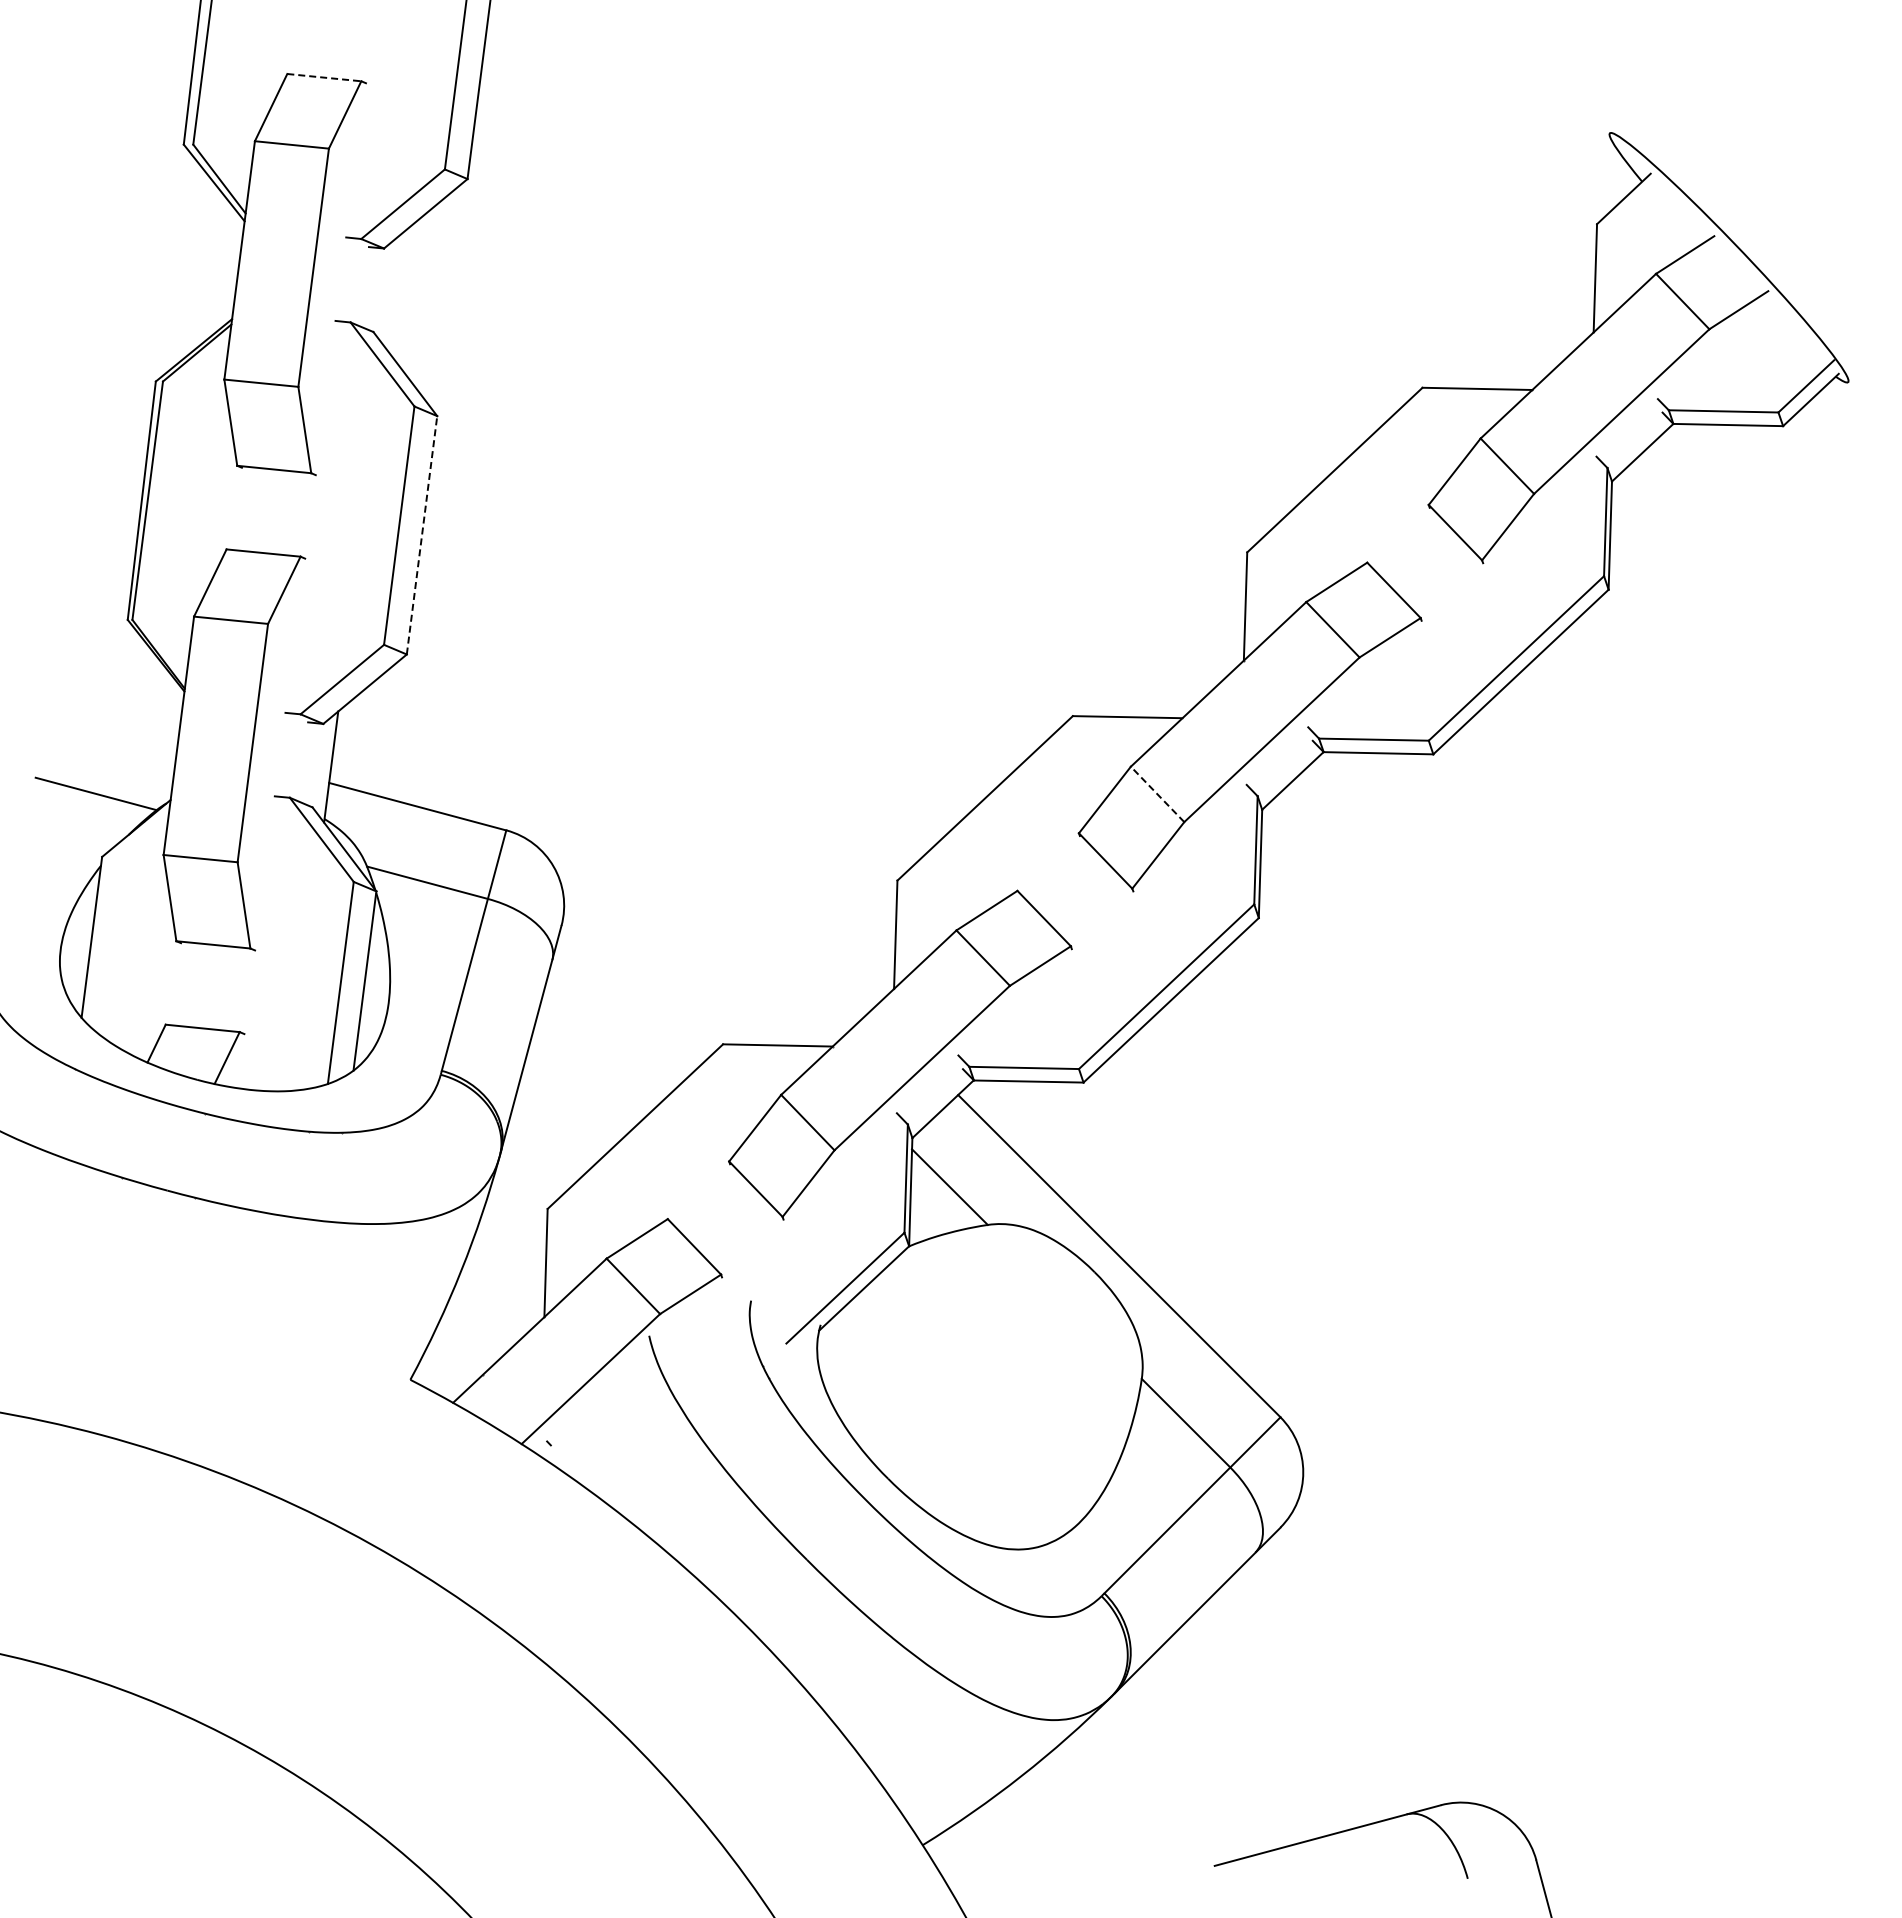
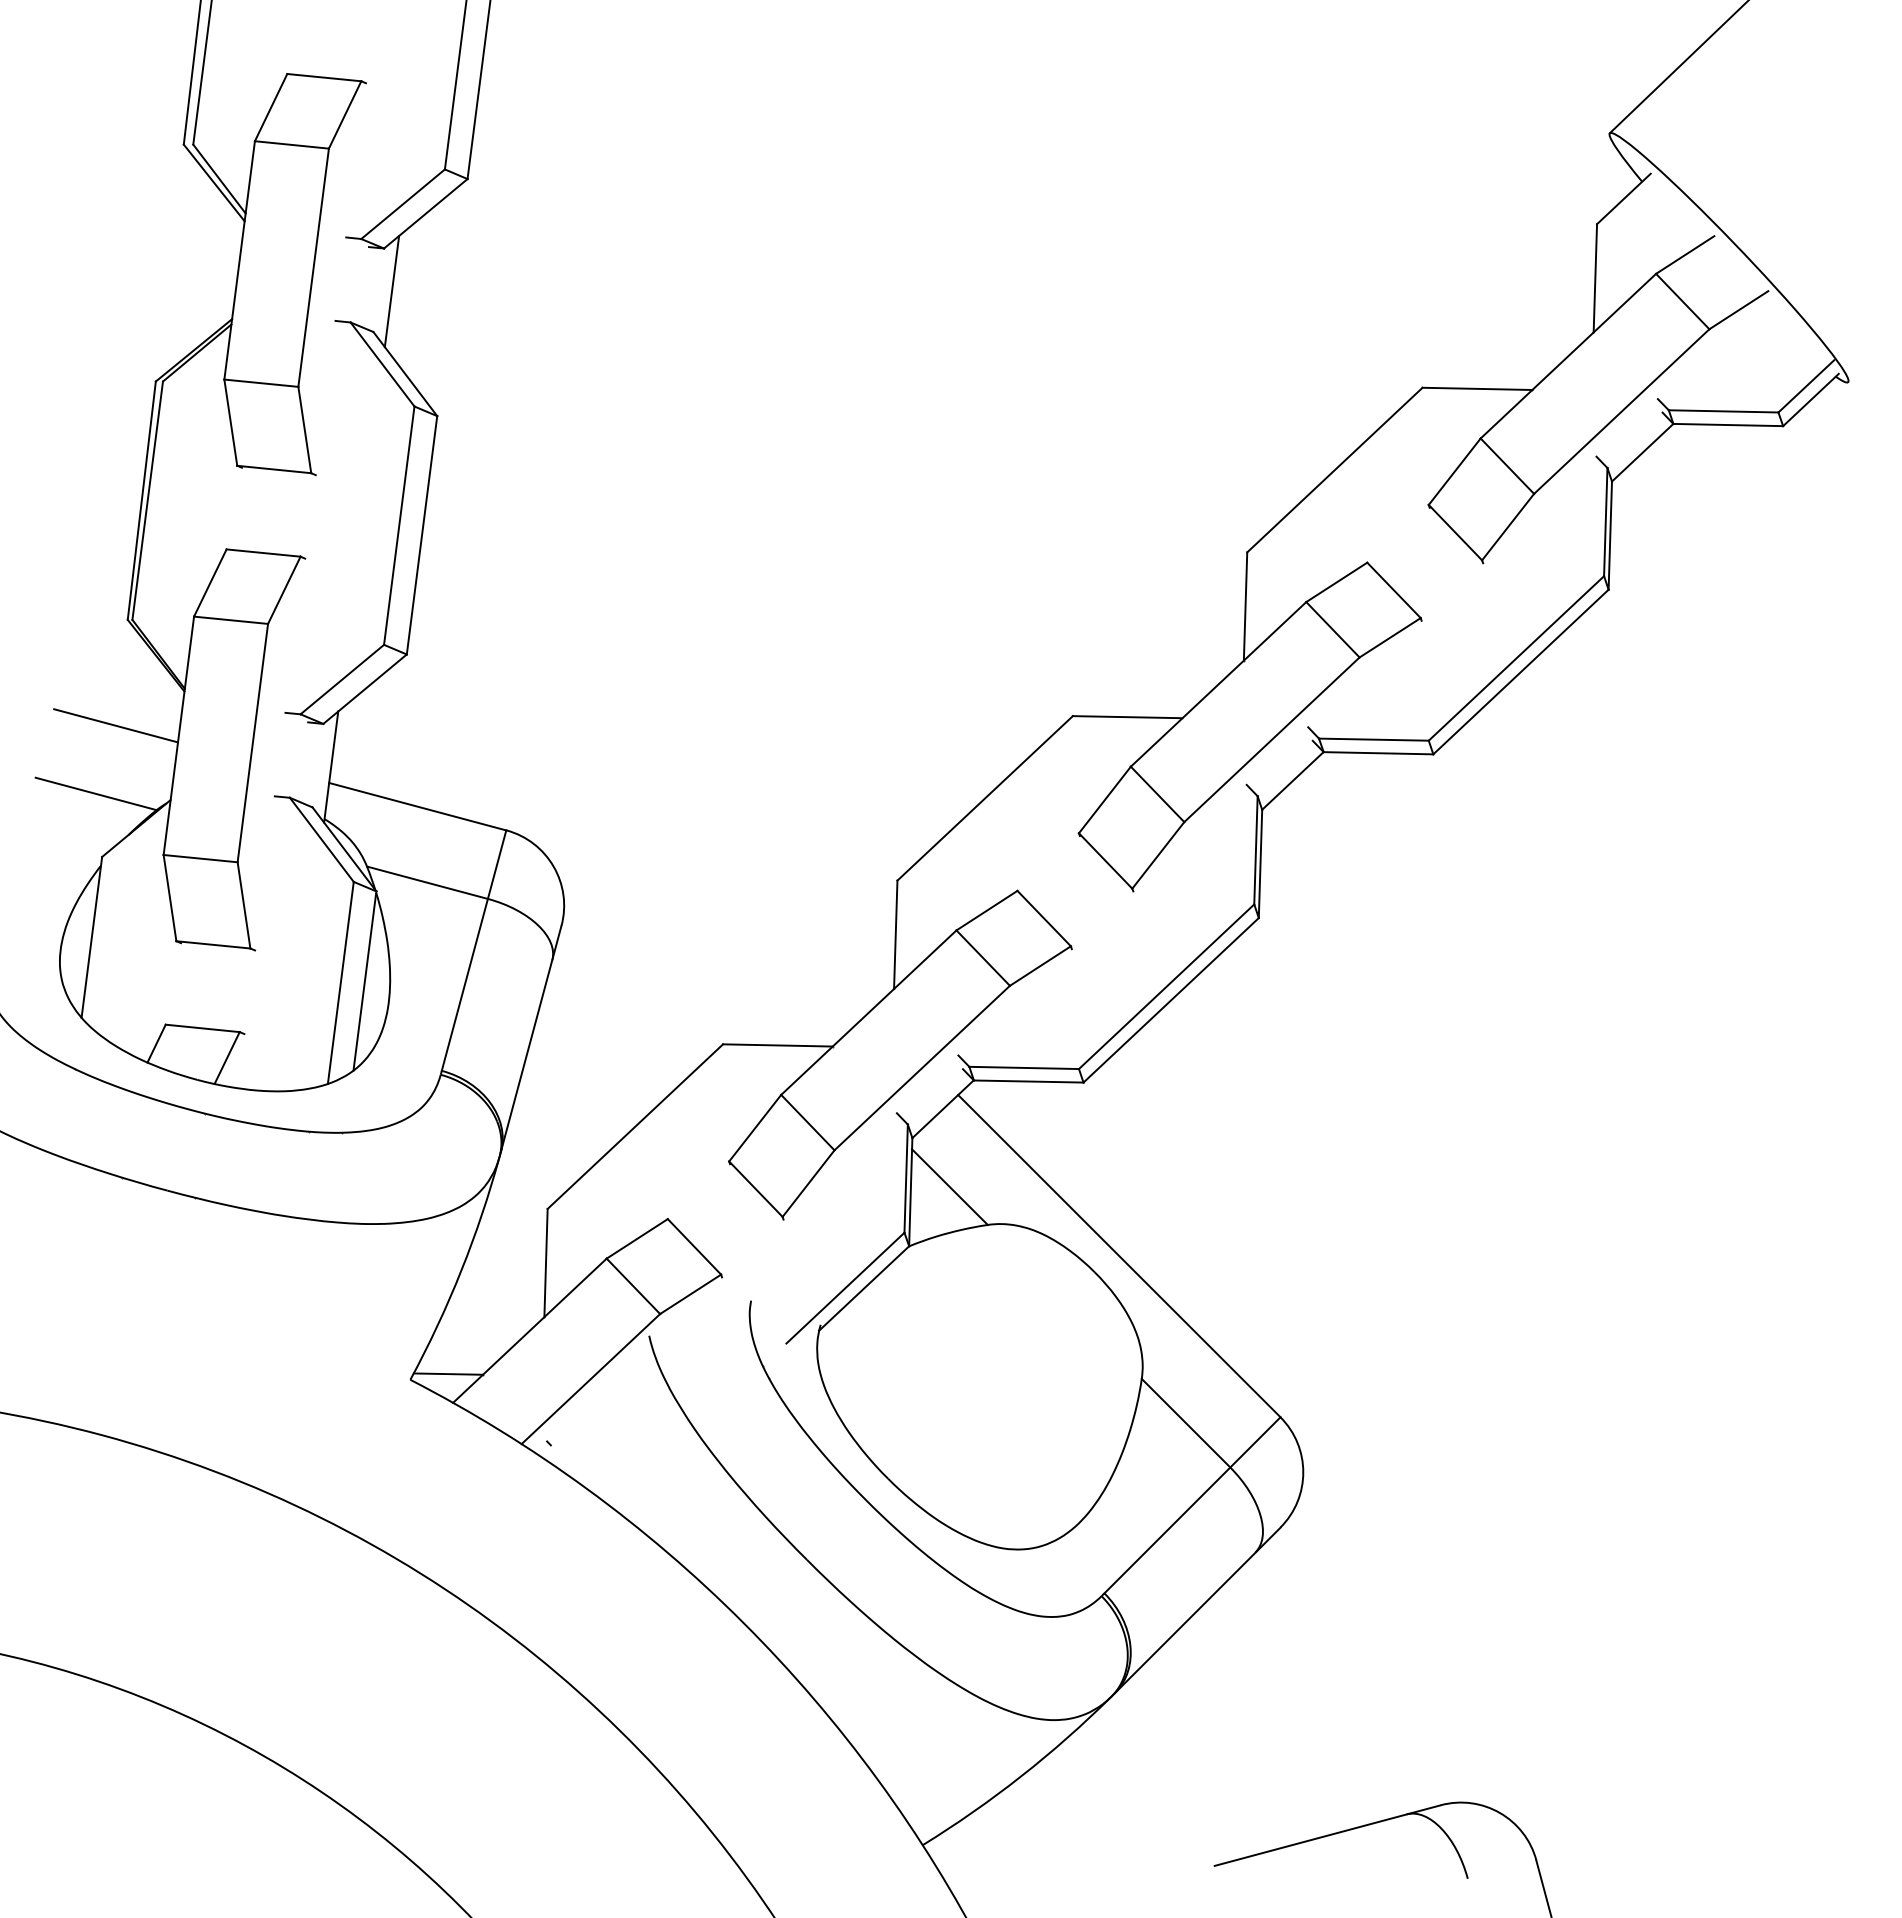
line: none -> present (1677, 67)
line: dashed -> solid (324, 77)
line: none -> present (391, 291)
line: dashed -> solid (422, 534)
line: none -> present (115, 725)
line: dashed -> solid (1157, 794)
line: none -> present (447, 1373)
